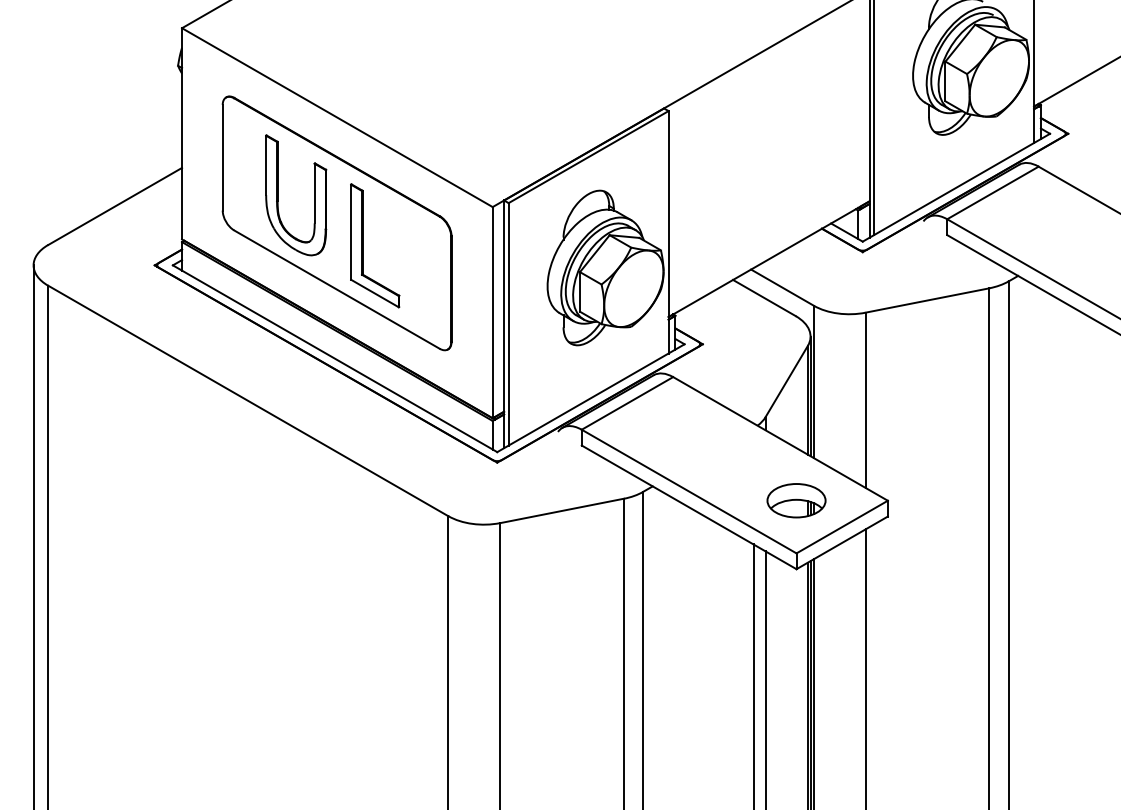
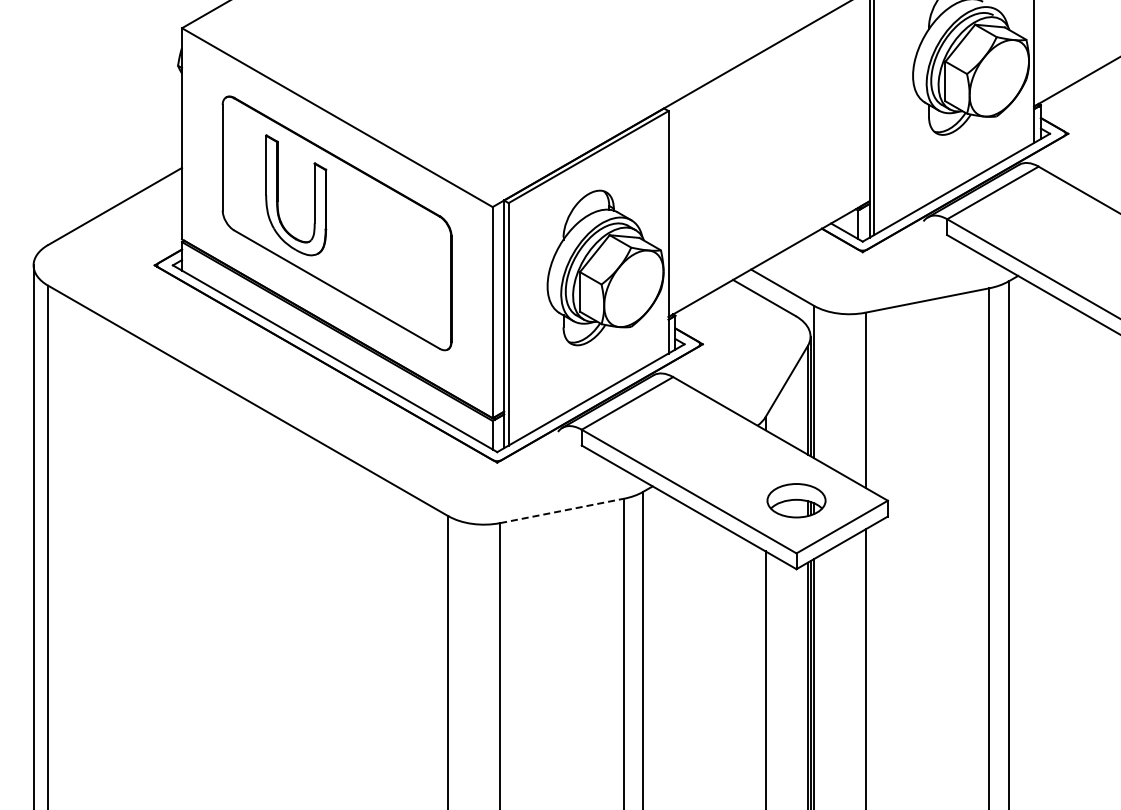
part: present -> none (363, 245)
line: solid -> dashed (562, 510)
line: present -> none (753, 675)
